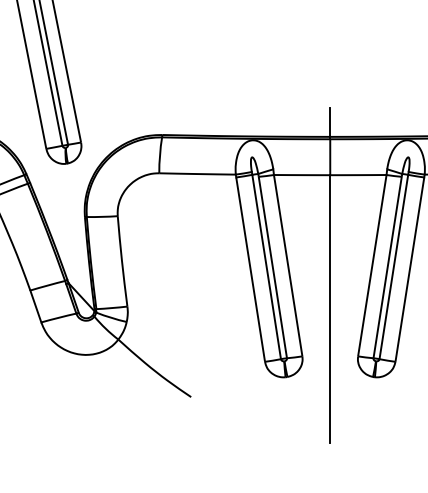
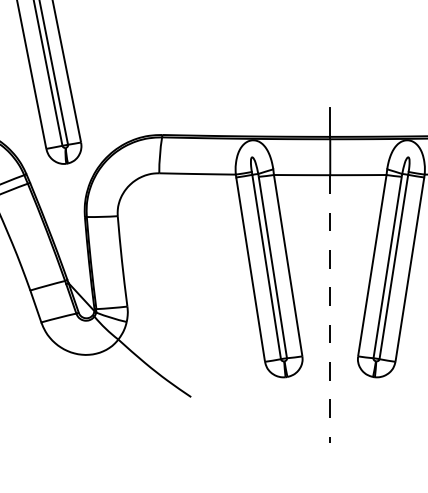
line: solid -> dashed (330, 309)
